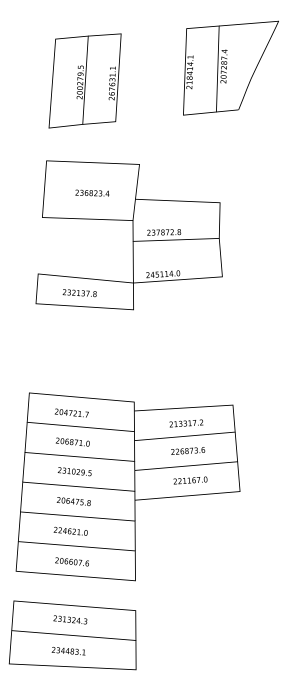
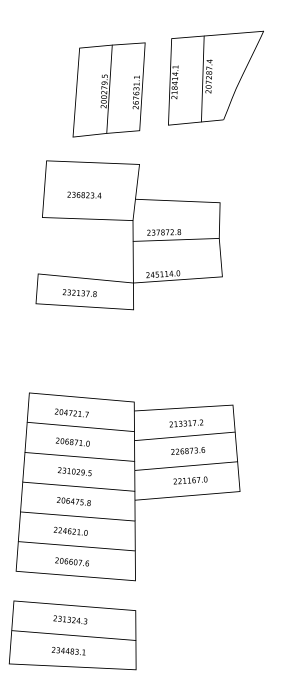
text position: (230, 67) -> (215, 77) (215, 77)
text position: (84, 80) -> (108, 89) (108, 89)
text position: (92, 192) -> (84, 194) (84, 194)
